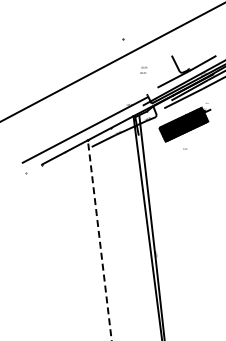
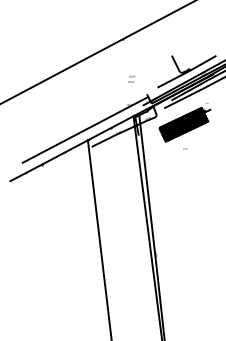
line position: (112, 62) -> (97, 52) (97, 52)
text position: (143, 69) -> (131, 78) (131, 78)
line: none -> present (26, 172)
line: dashed -> solid (99, 240)
